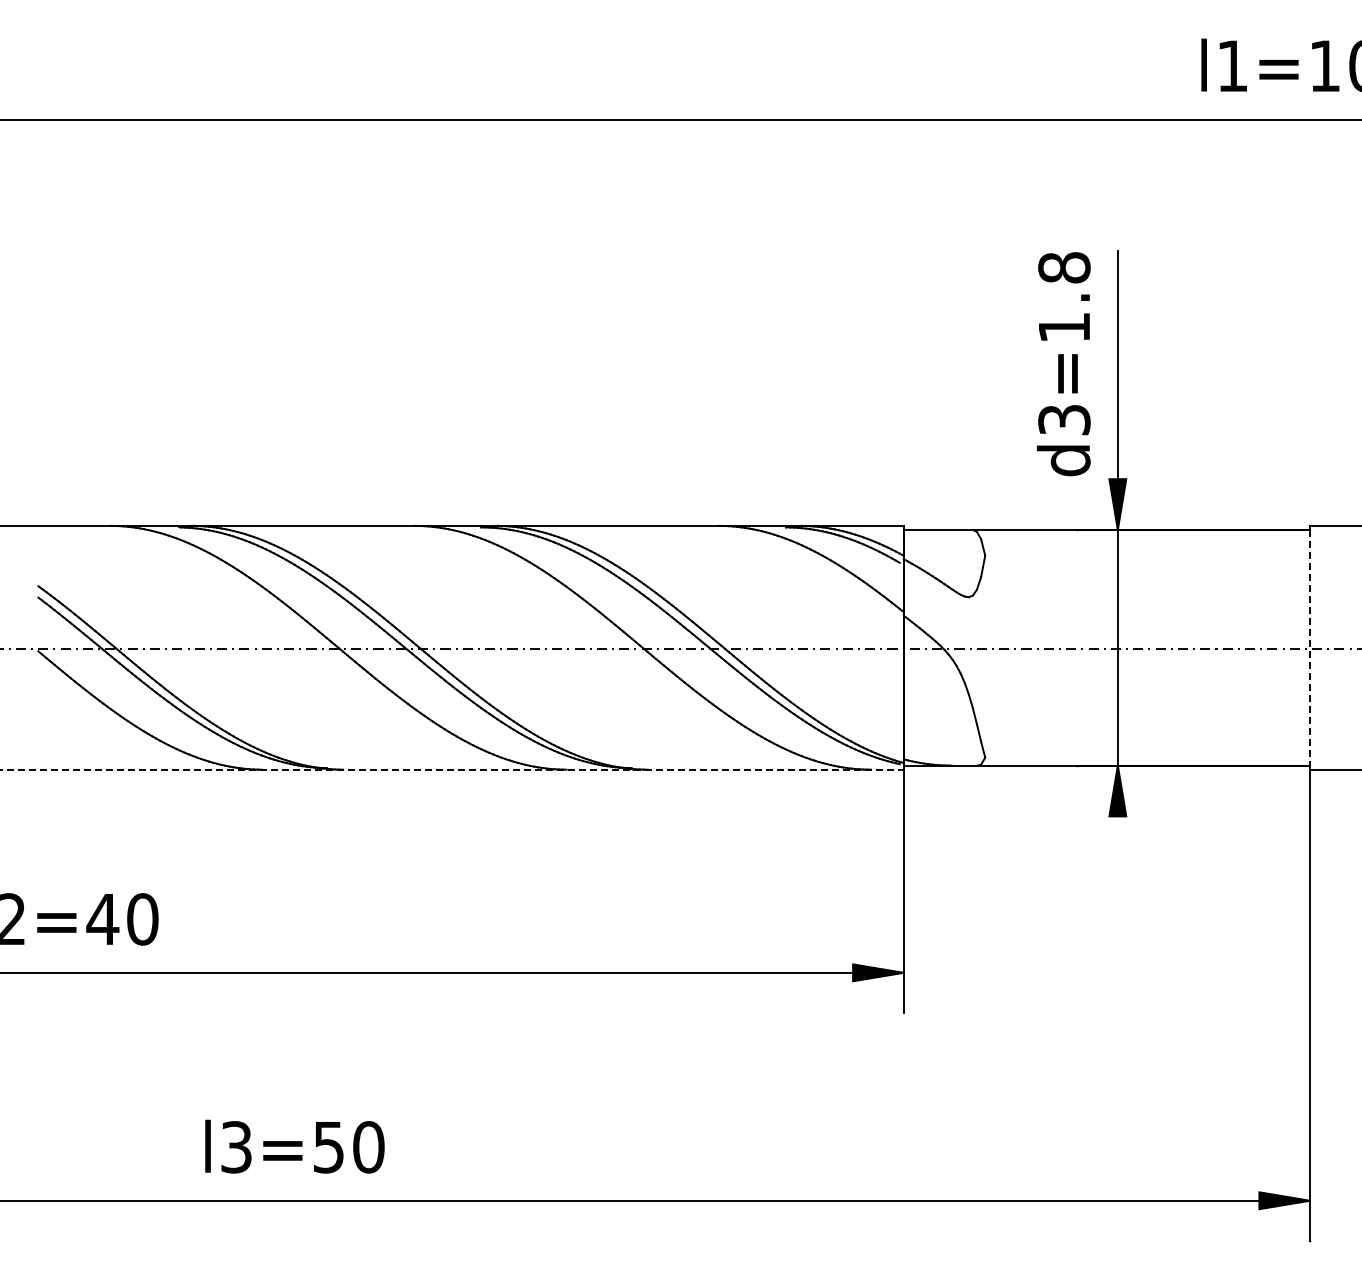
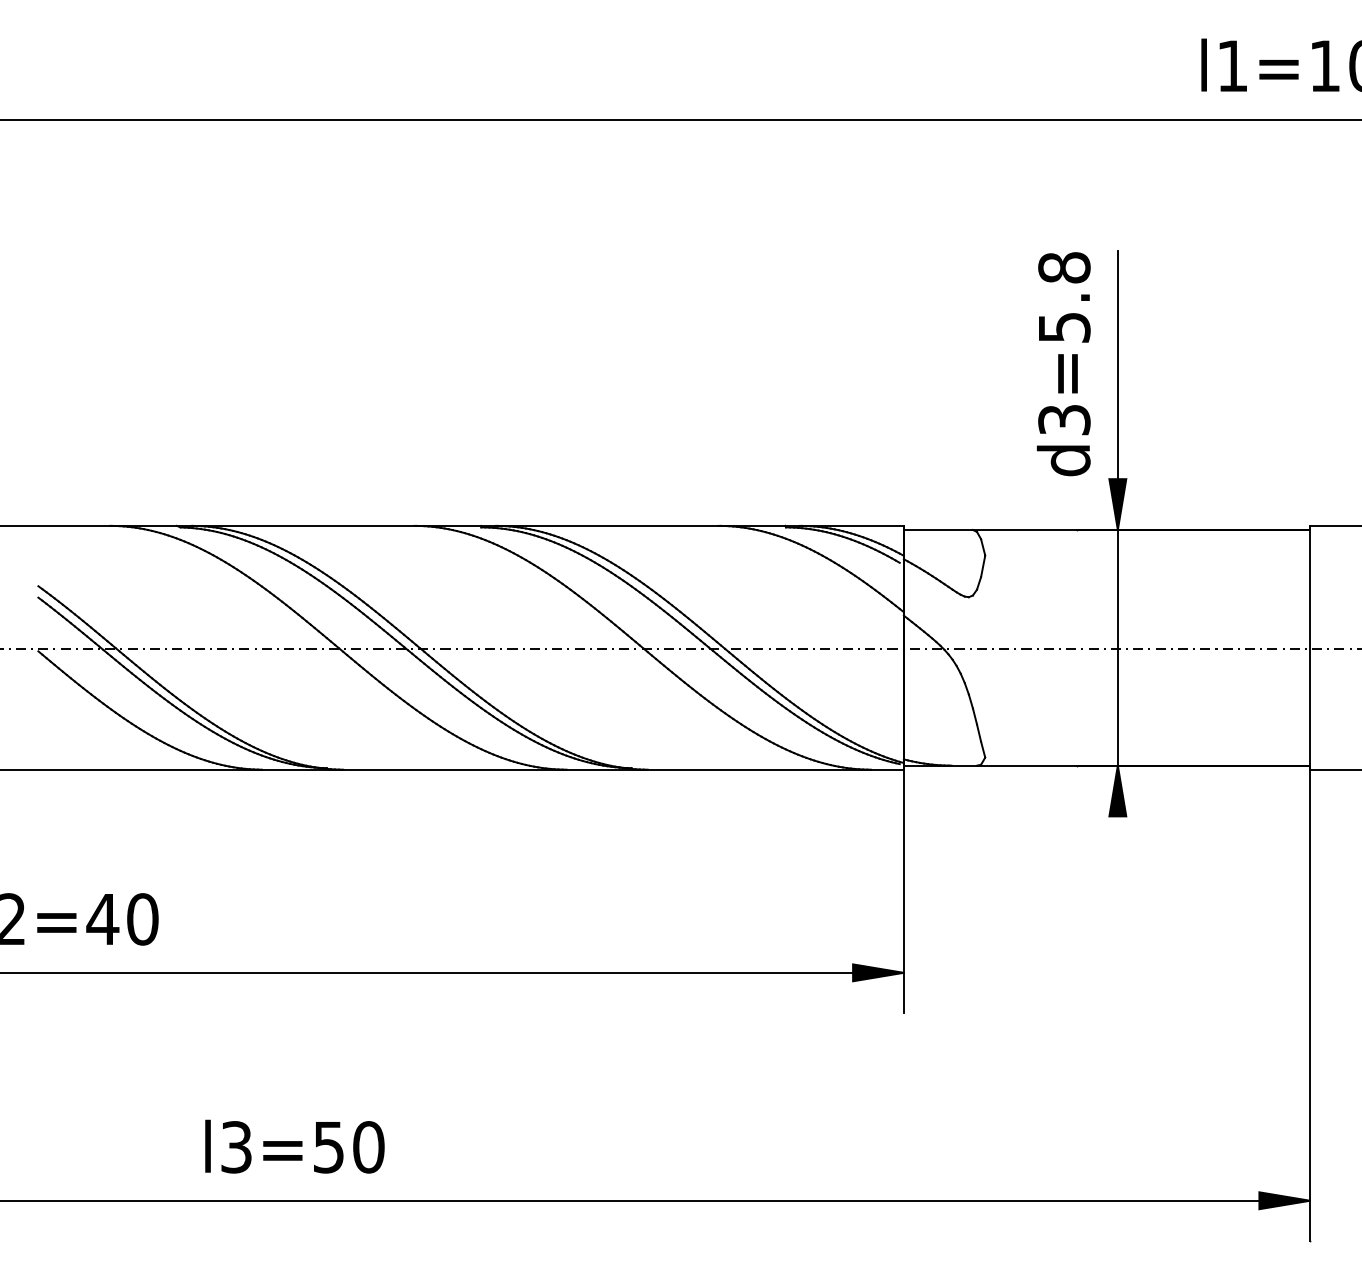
text: d3=1.8 -> d3=5.8 (1064, 327)
line: dashed -> solid (1310, 647)
line: dashed -> solid (452, 769)
